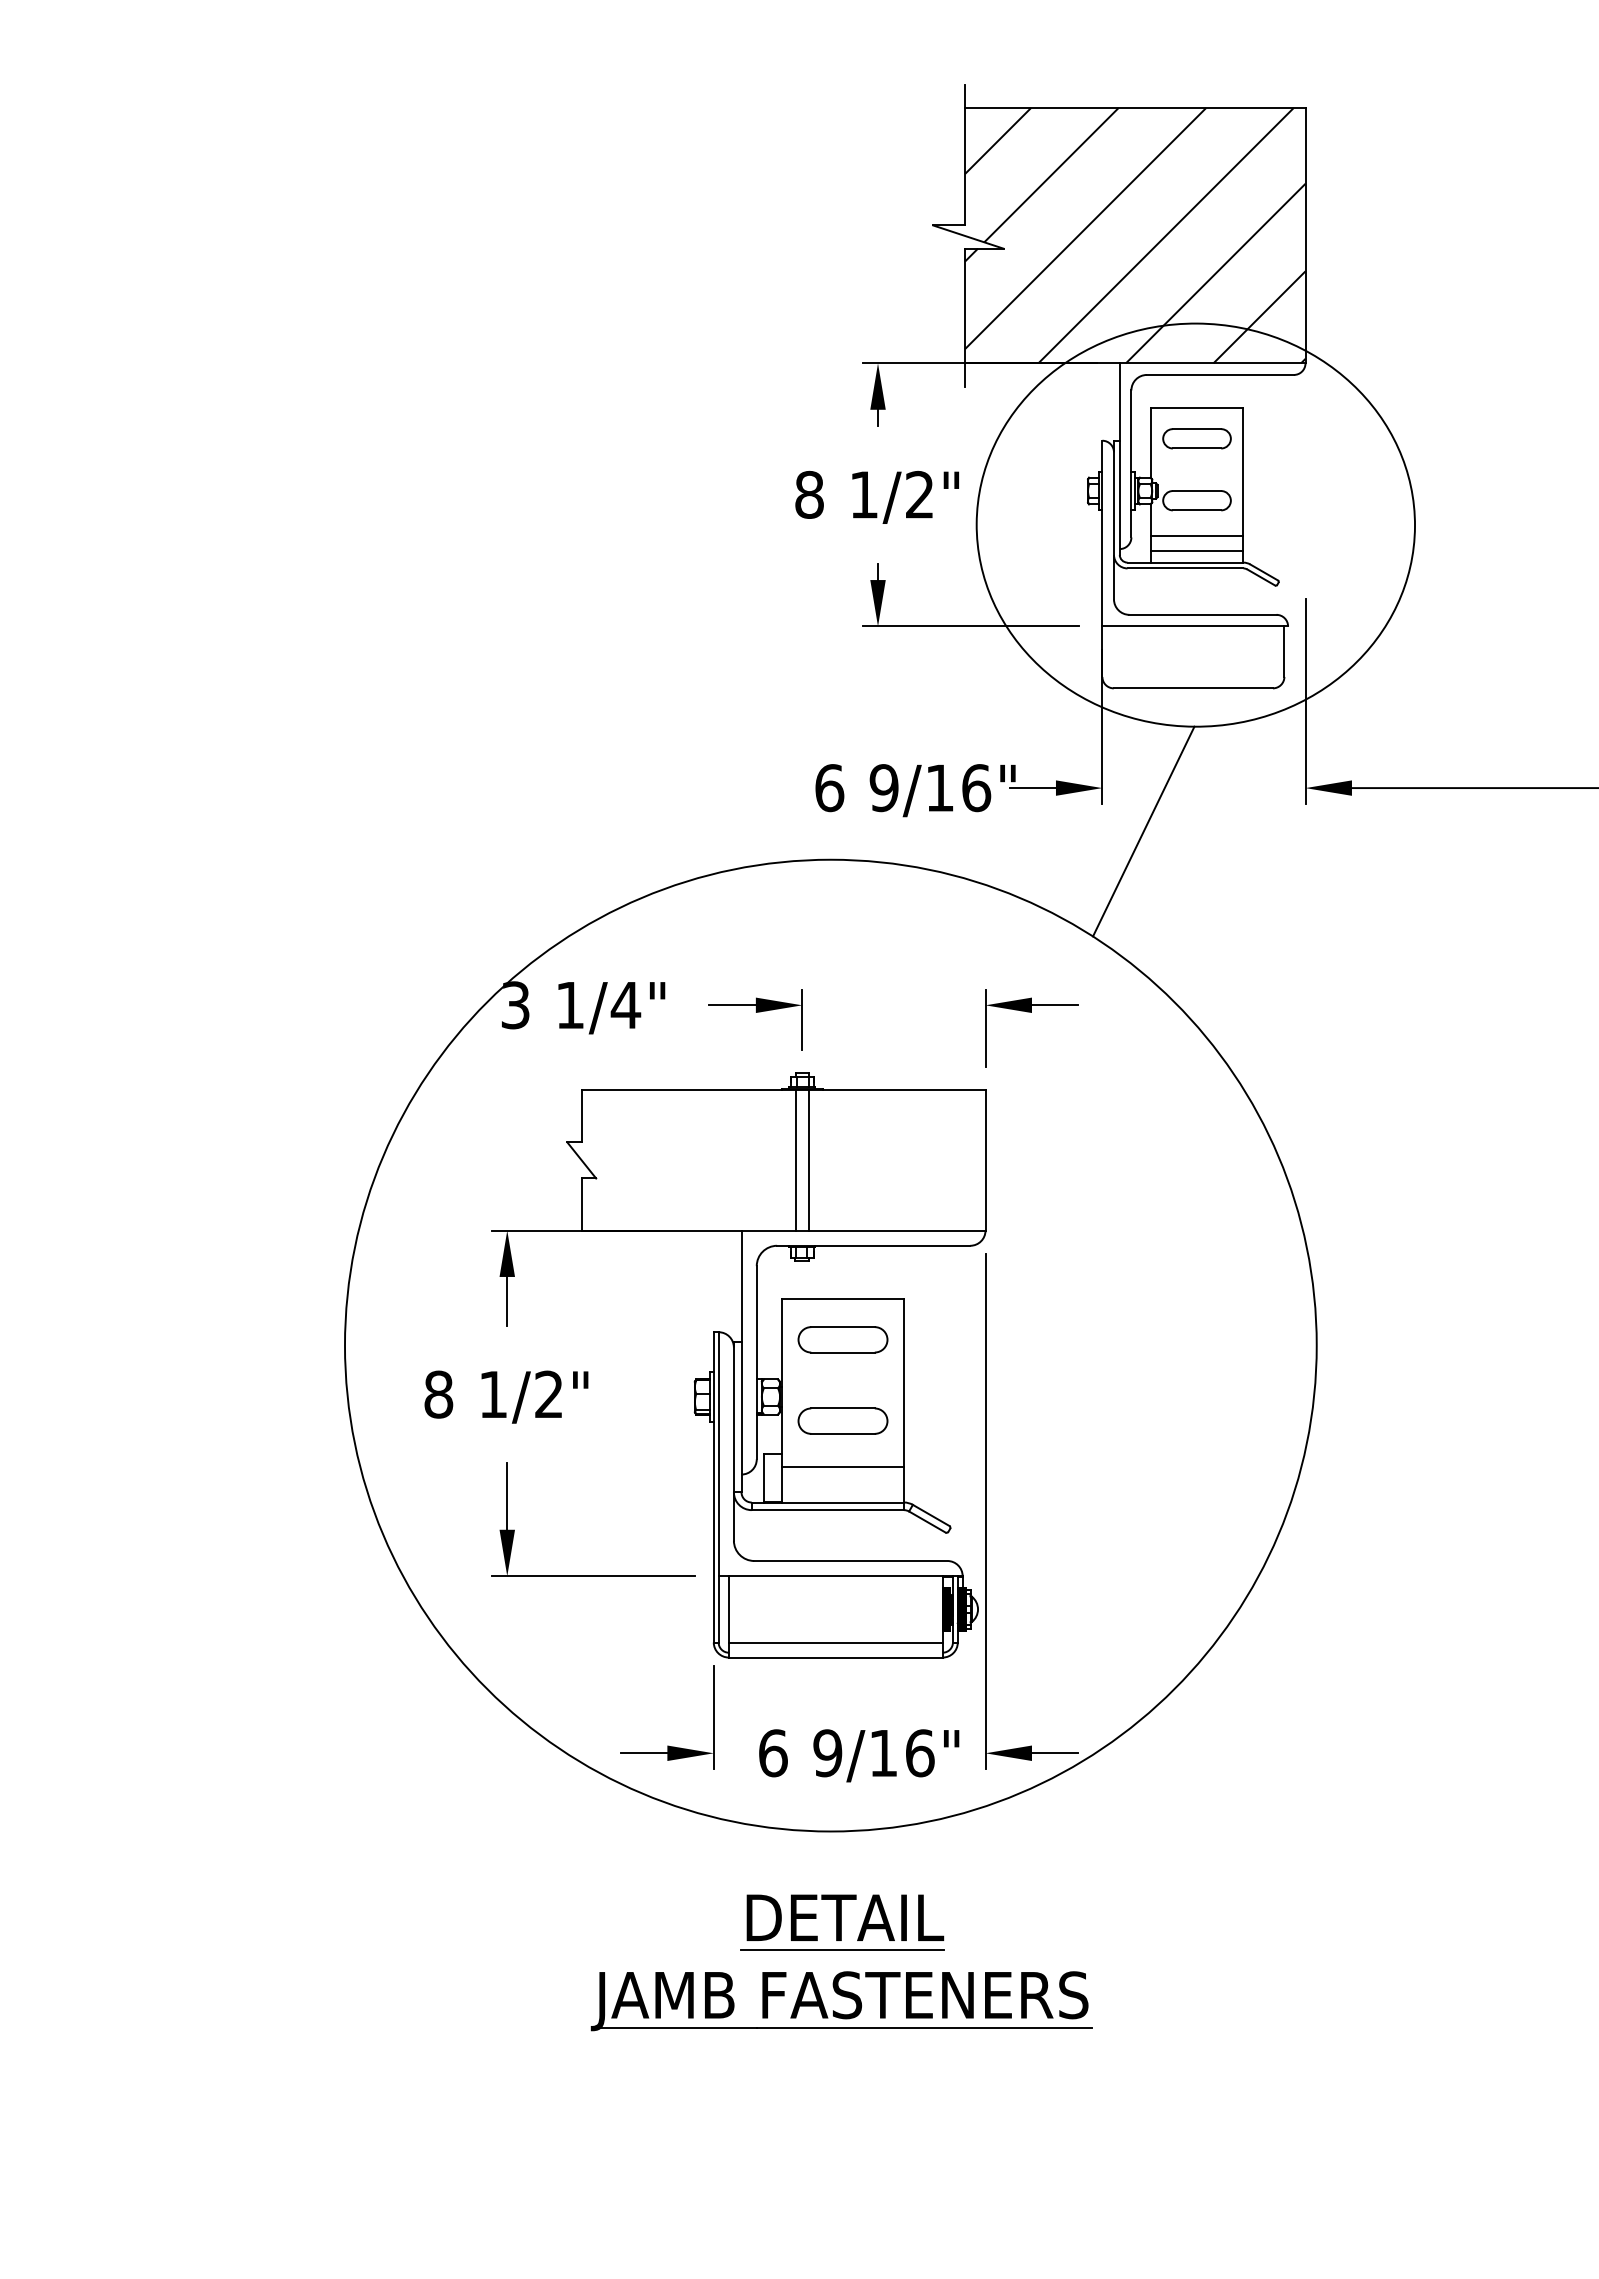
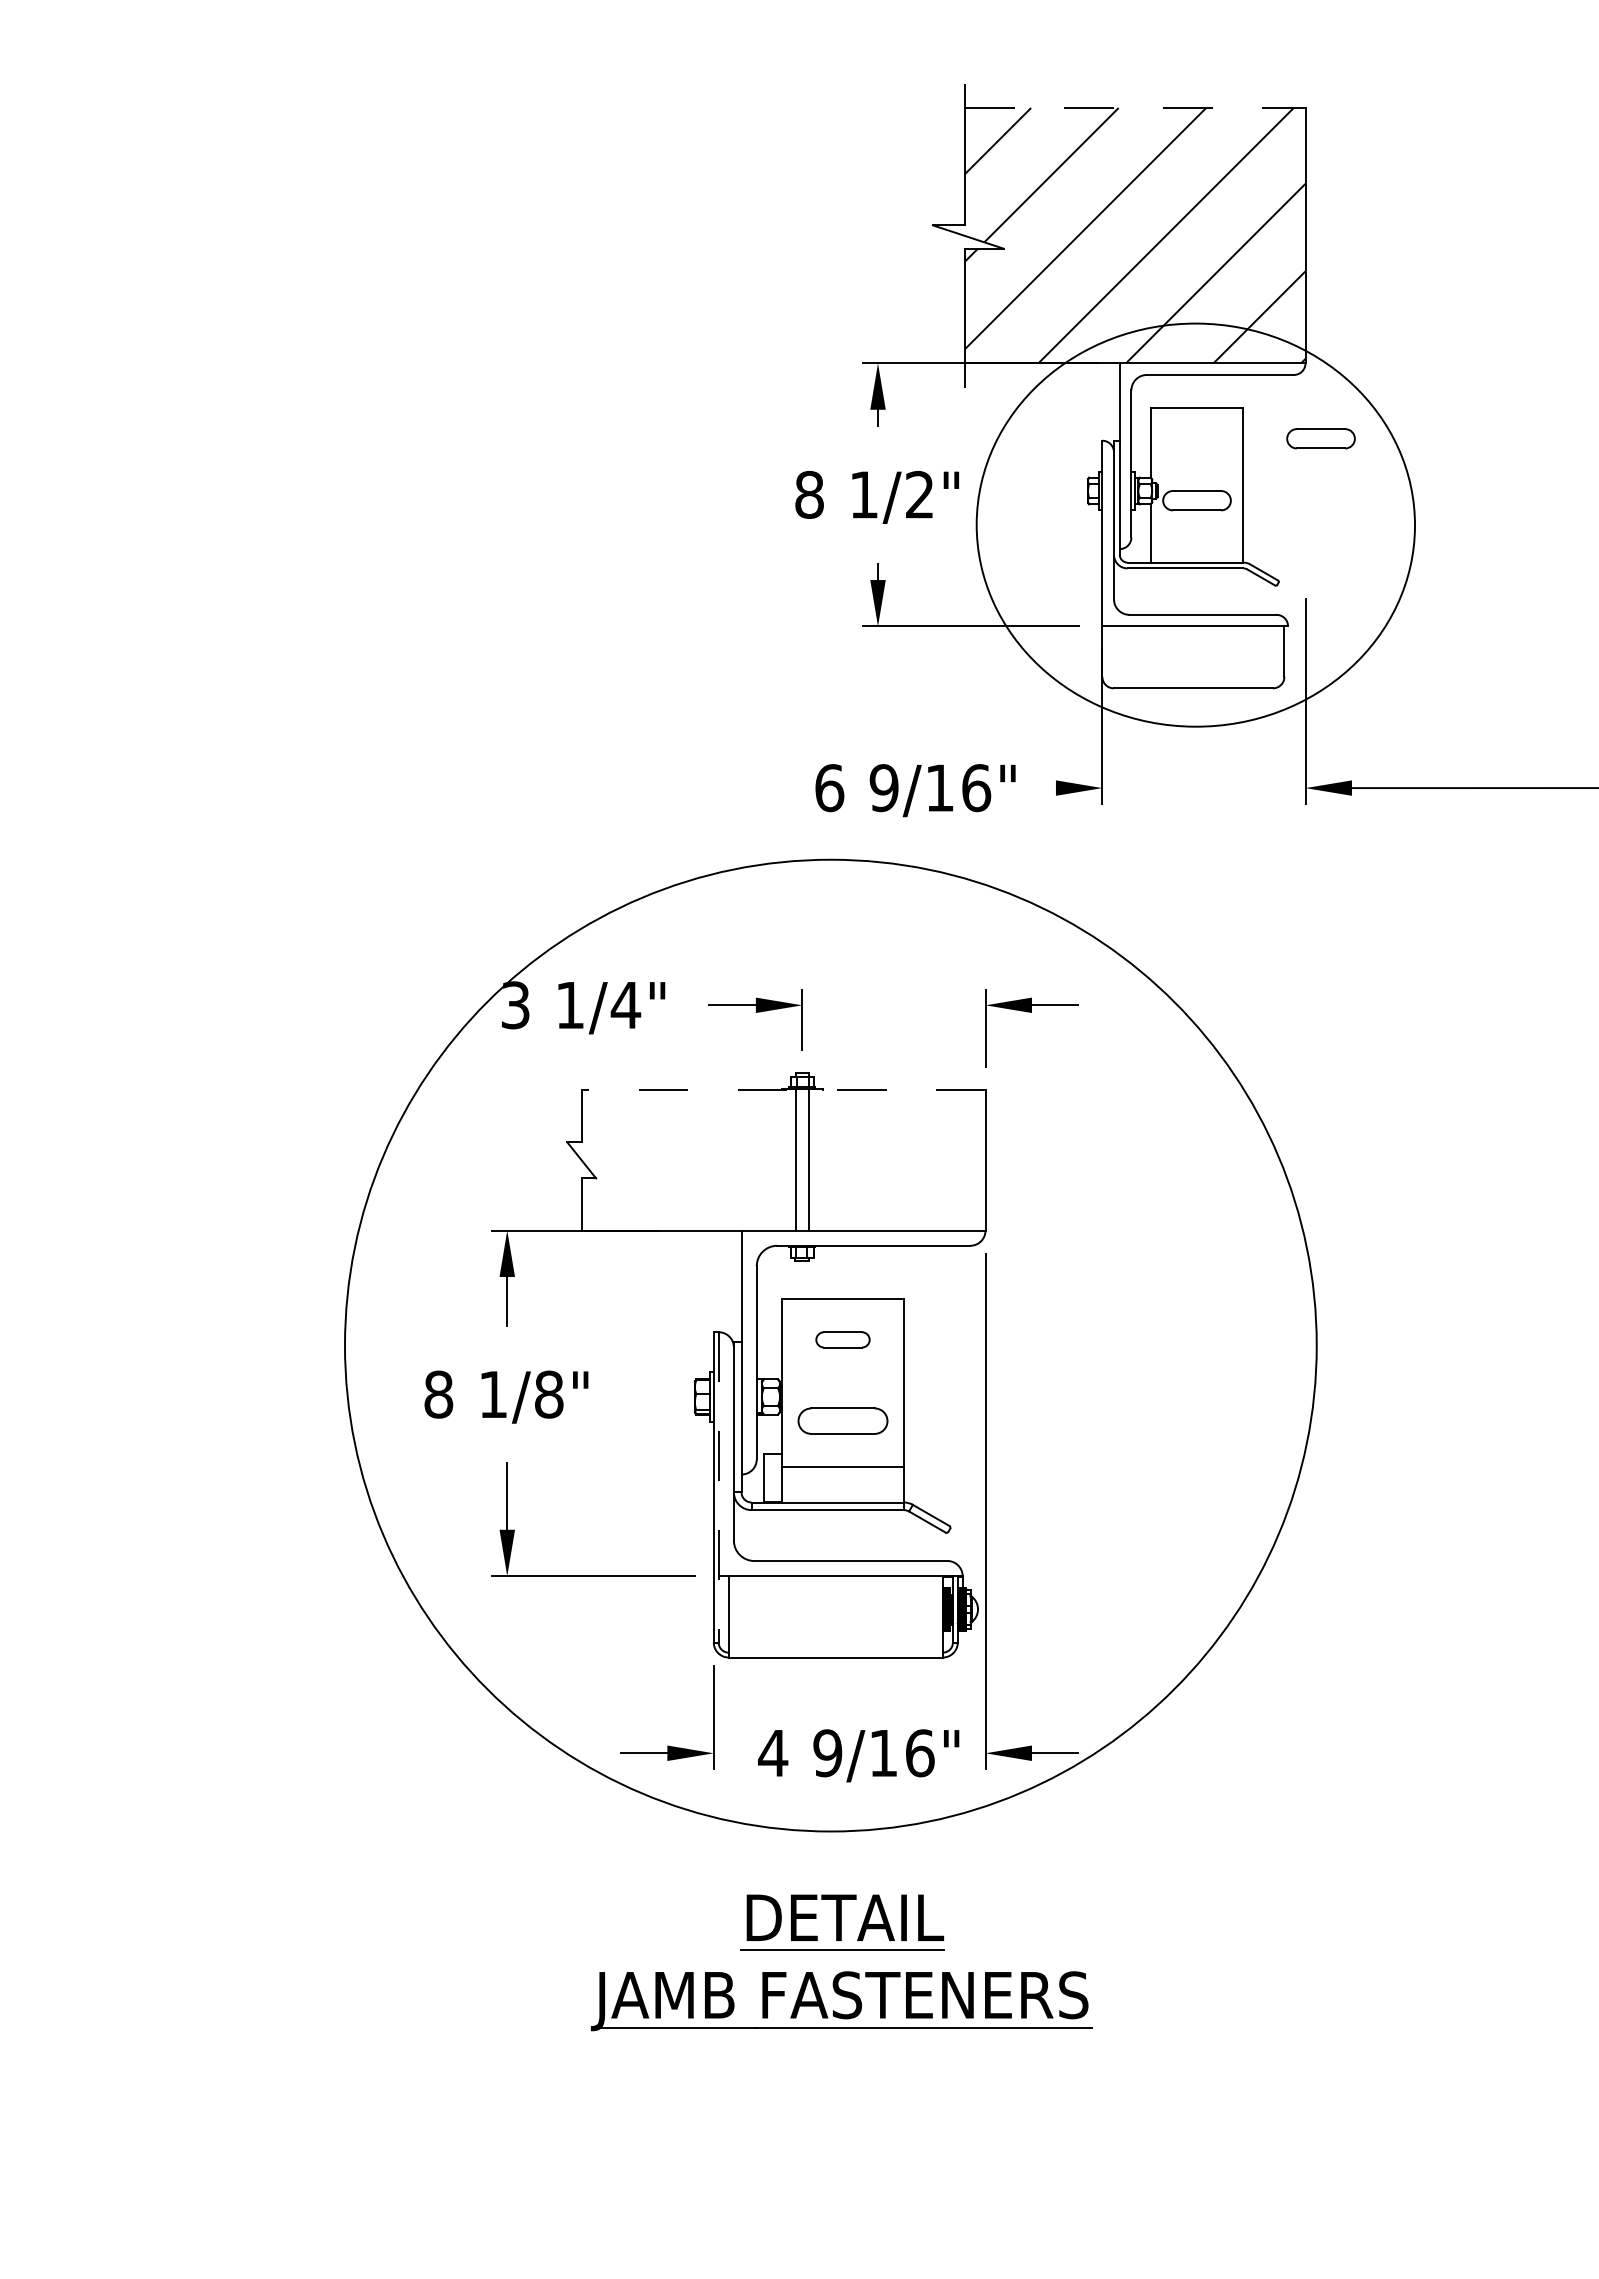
line: solid -> dashed (1135, 108)
part position: (1196, 438) -> (1320, 438) (1320, 438)
line: present -> none (1196, 535)
line: present -> none (1196, 551)
line: present -> none (1032, 788)
line: present -> none (1143, 831)
line: solid -> dashed (783, 1090)
part size: 92x28 px -> 56x18 px (842, 1339)
text: 1/2" -> 1/8" (549, 1394)
line: solid -> dashed (718, 1487)
line: present -> none (835, 1642)
text: 6 -> 4 (773, 1753)
